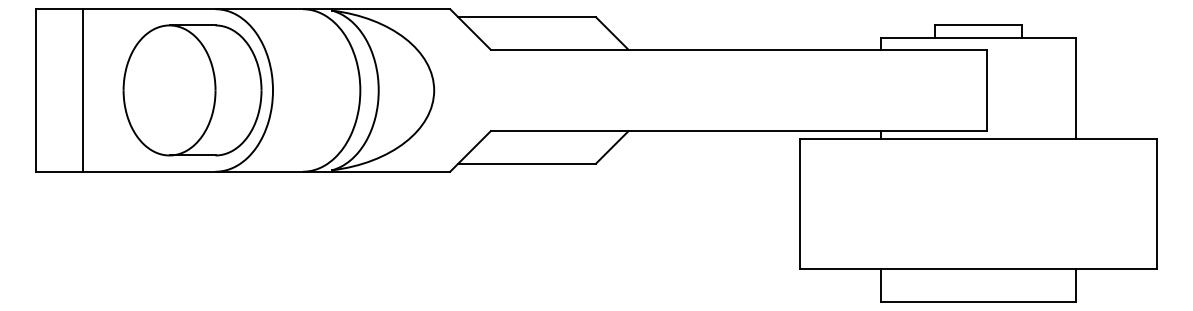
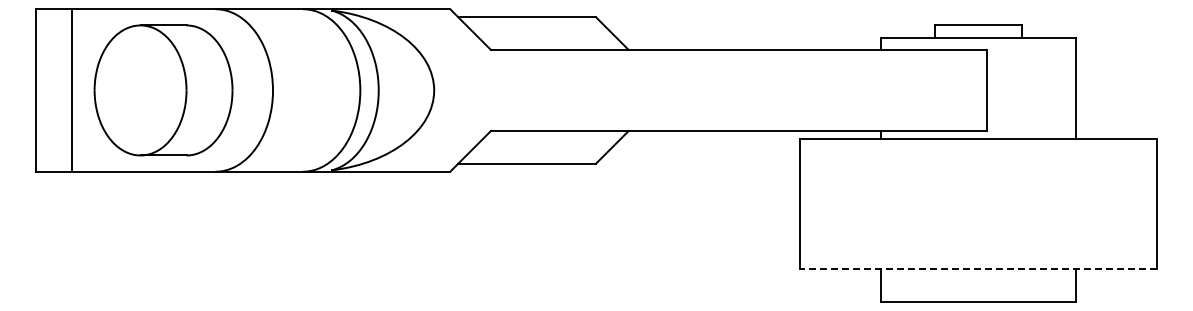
line position: (83, 90) -> (72, 90) (72, 90)
part position: (192, 90) -> (163, 90) (163, 90)
line: solid -> dashed (978, 269)
